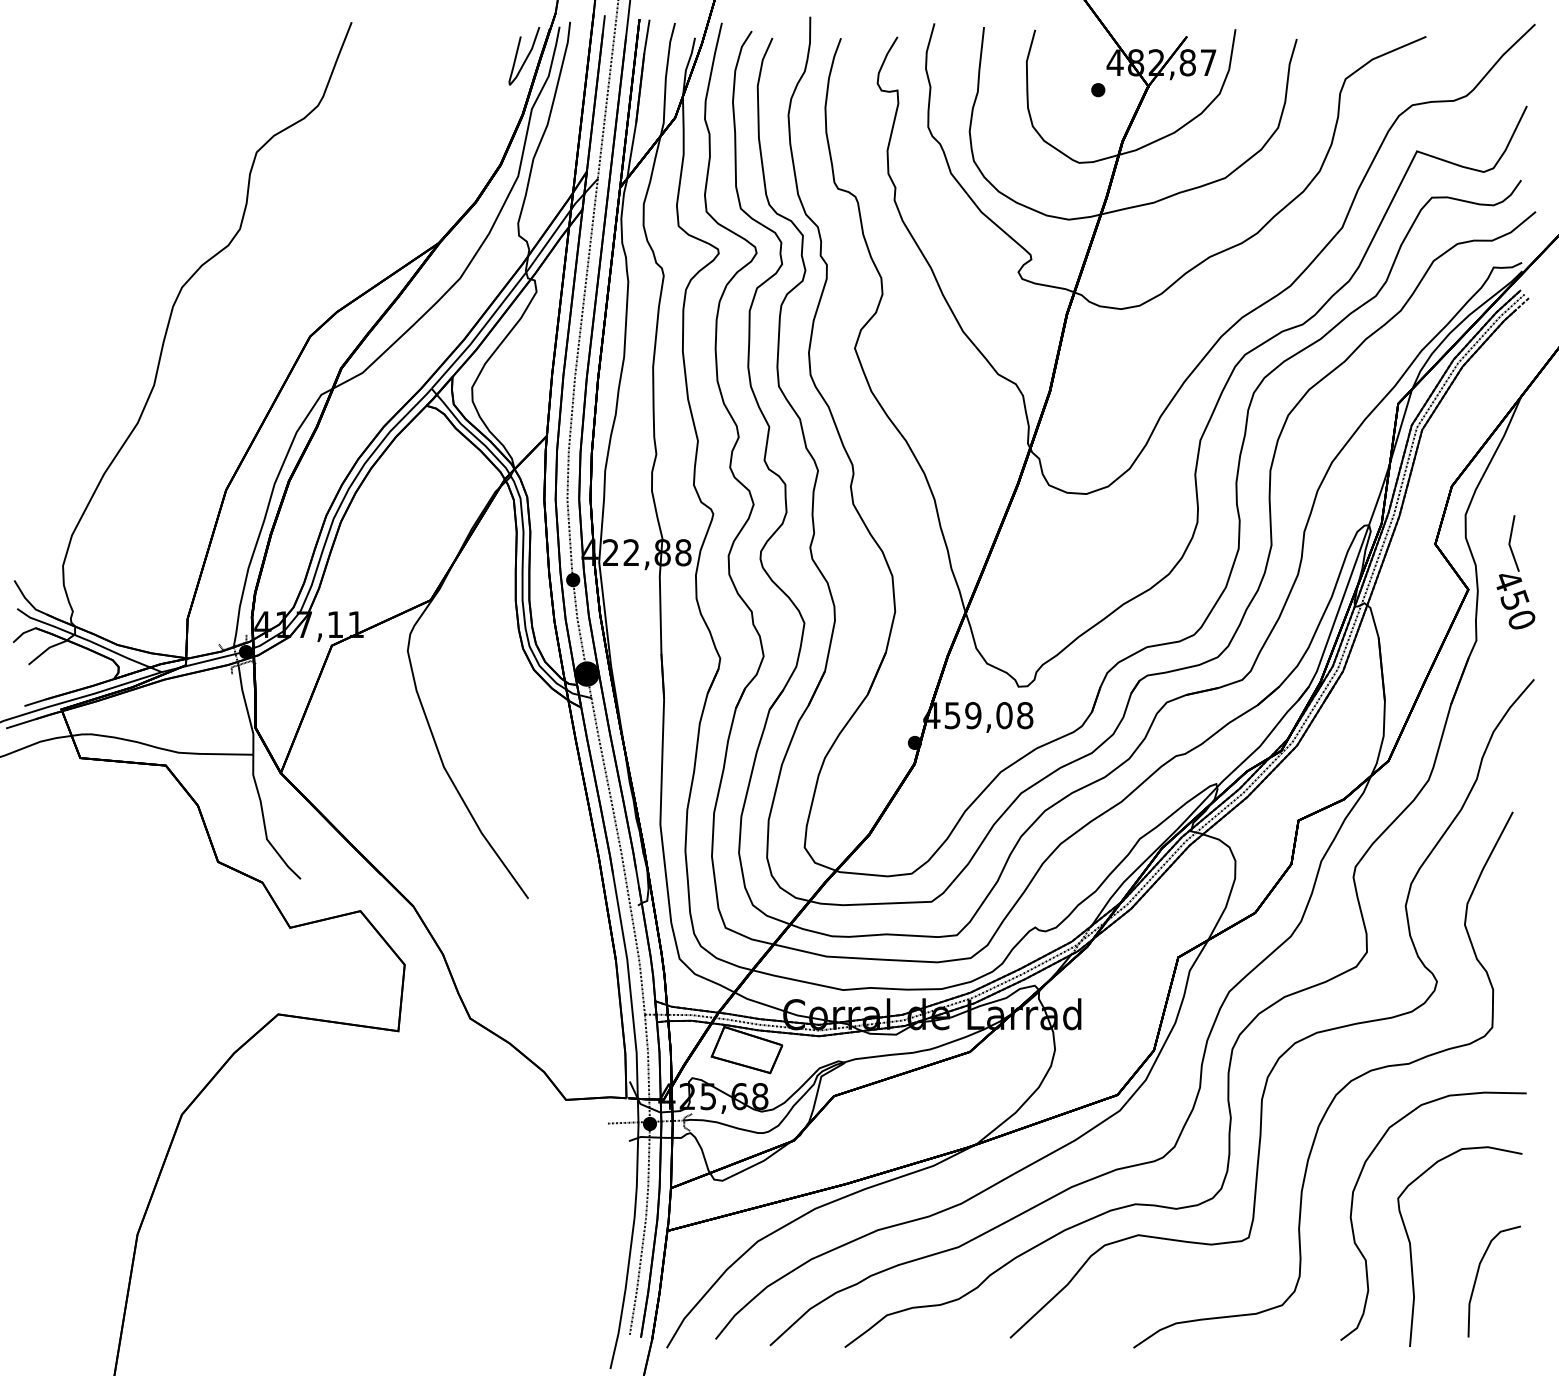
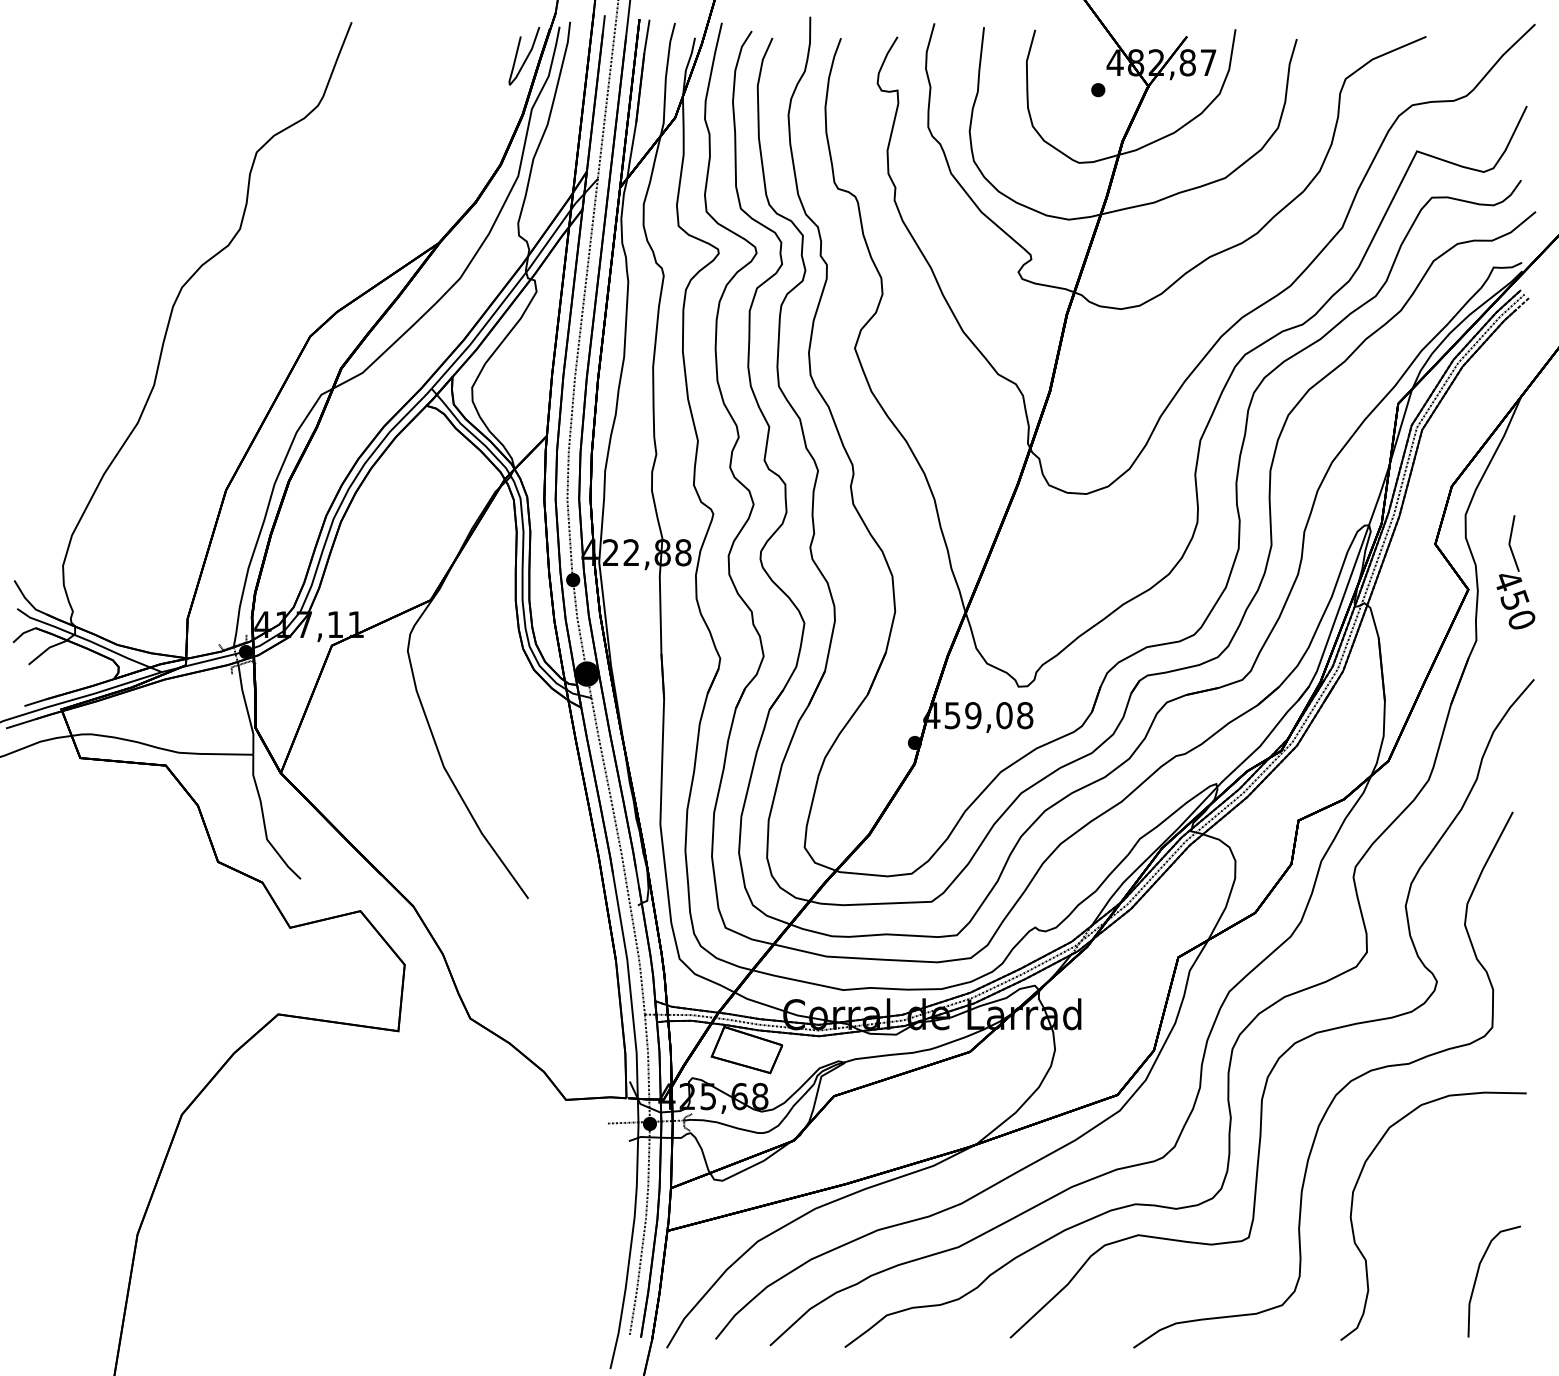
part: present -> none (1411, 1246)
